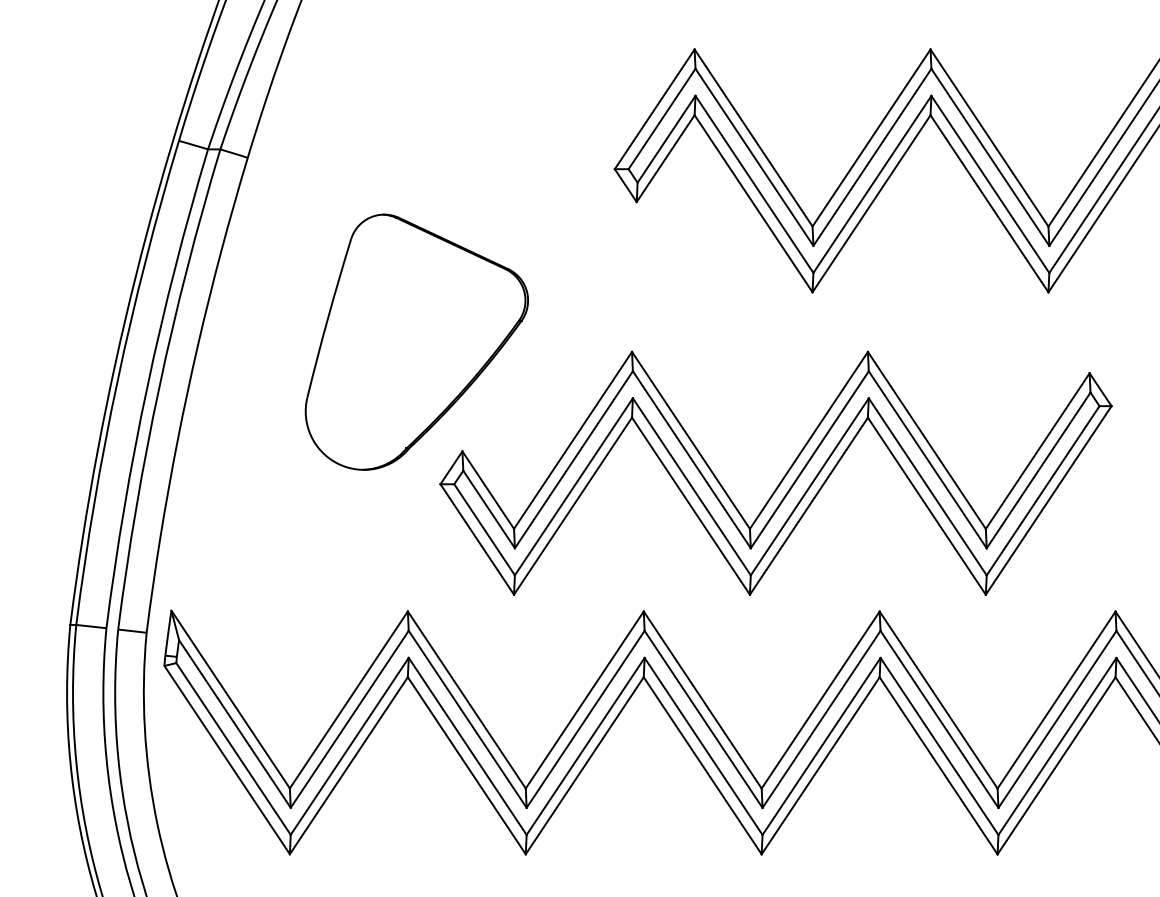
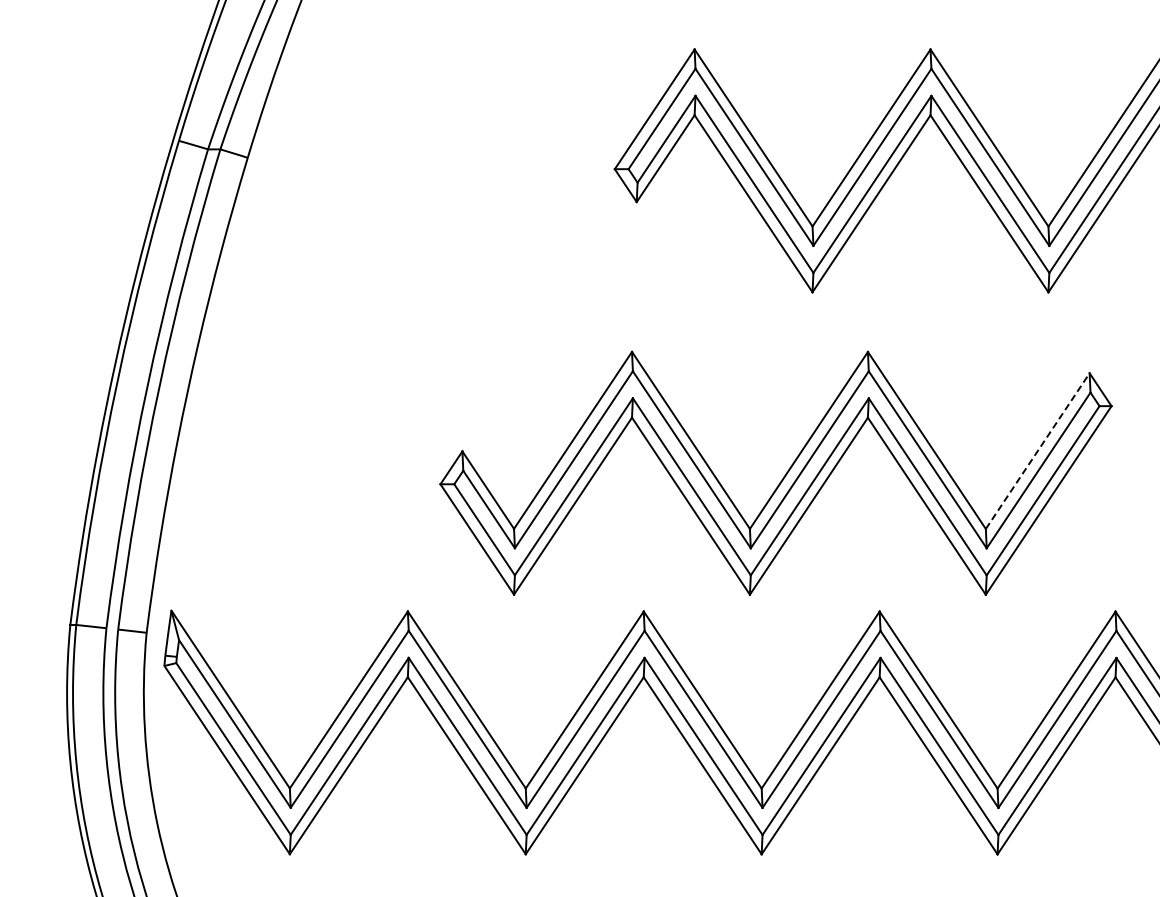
part: present -> none (416, 341)
line: solid -> dashed (1037, 451)
